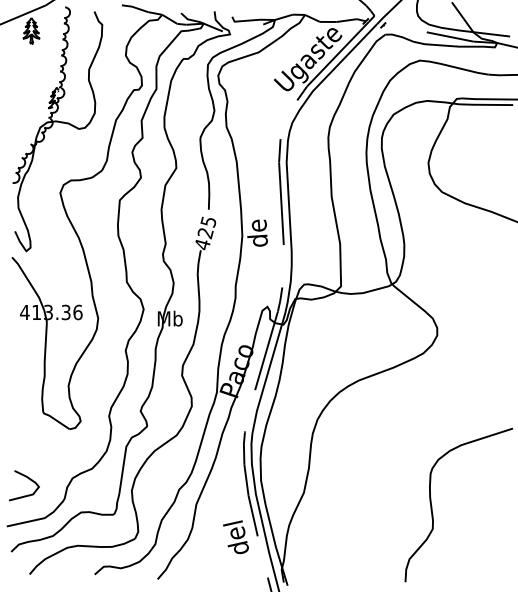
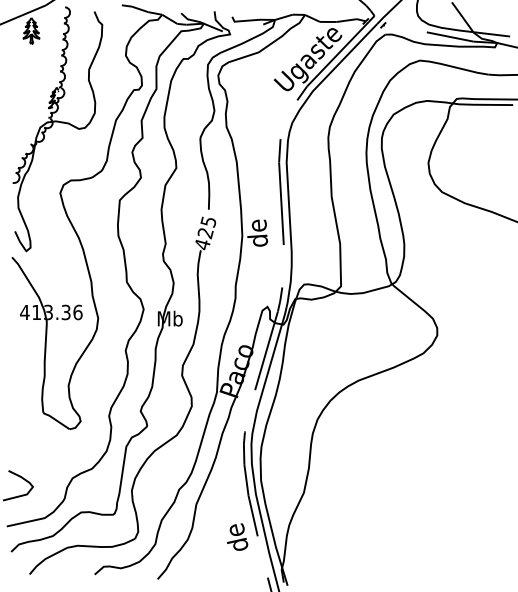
curve position: (28, 479) -> (22, 479) (22, 479)
curve: present -> none (432, 506)
text: del -> de (235, 537)
